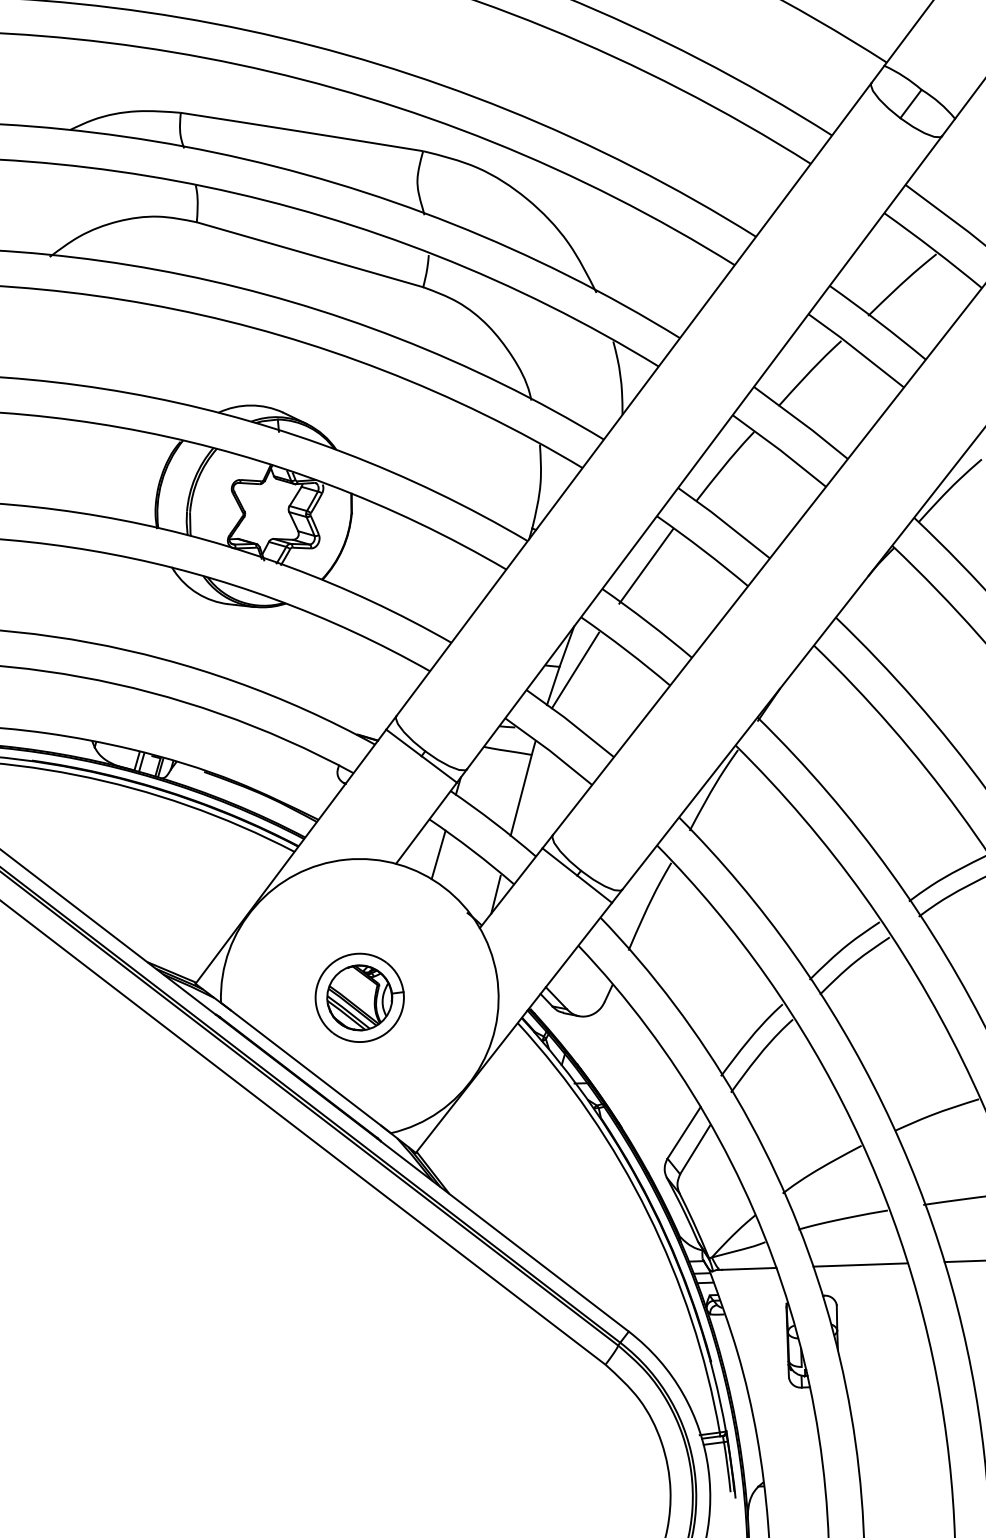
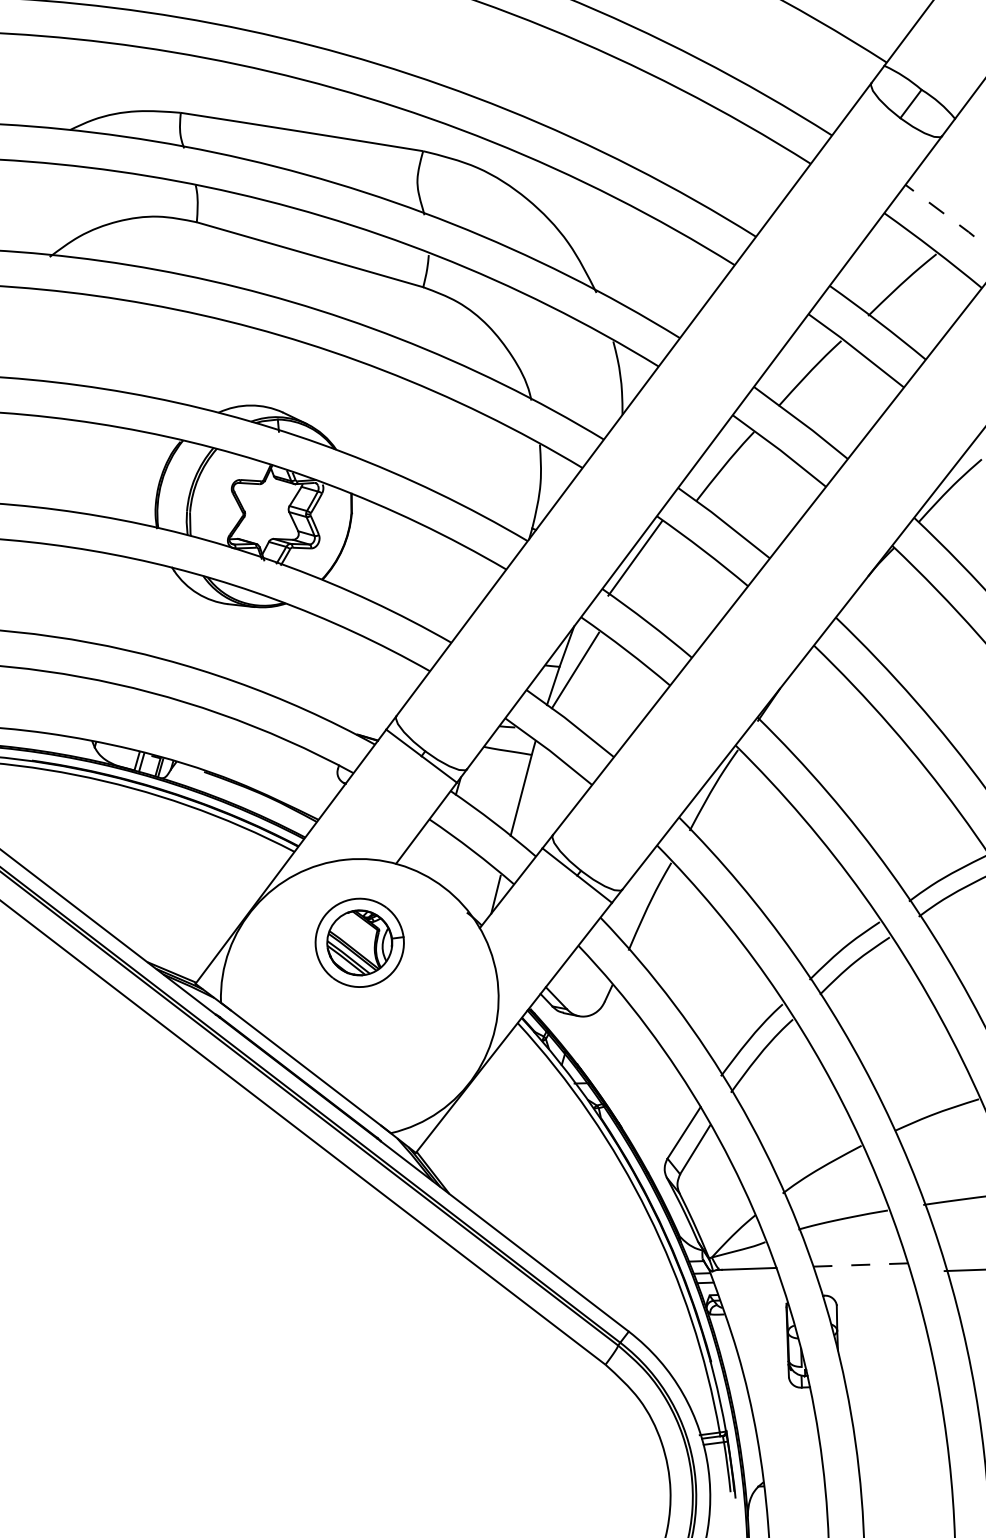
line: solid -> dashed (946, 215)
line position: (646, 566) -> (635, 558) (635, 558)
line: present -> none (438, 854)
part position: (359, 997) -> (359, 942) (359, 942)
line position: (963, 1261) -> (963, 1270) (963, 1270)
line: solid -> dashed (860, 1265)
